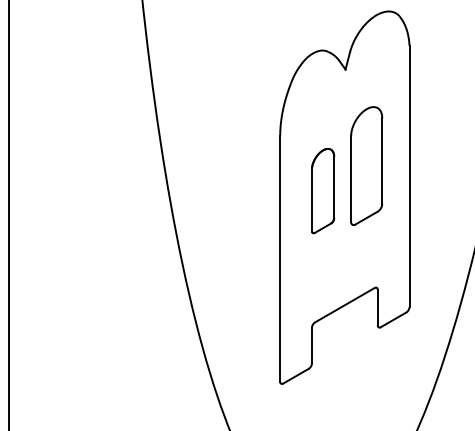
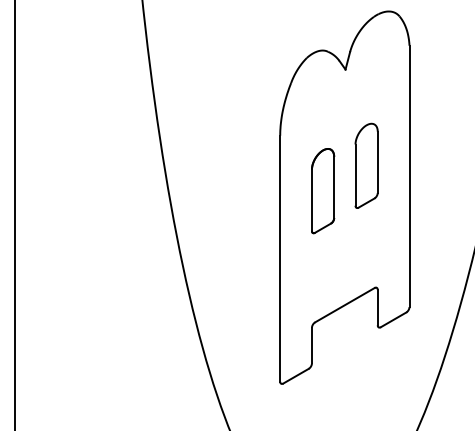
part size: 34x120 px -> 25x87 px (366, 165)
line position: (9, 214) -> (15, 214) (15, 214)
